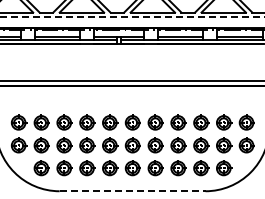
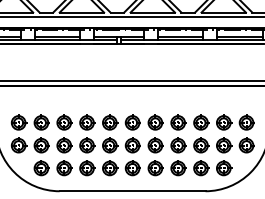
line: dashed -> solid (132, 17)
line: dashed -> solid (132, 191)
